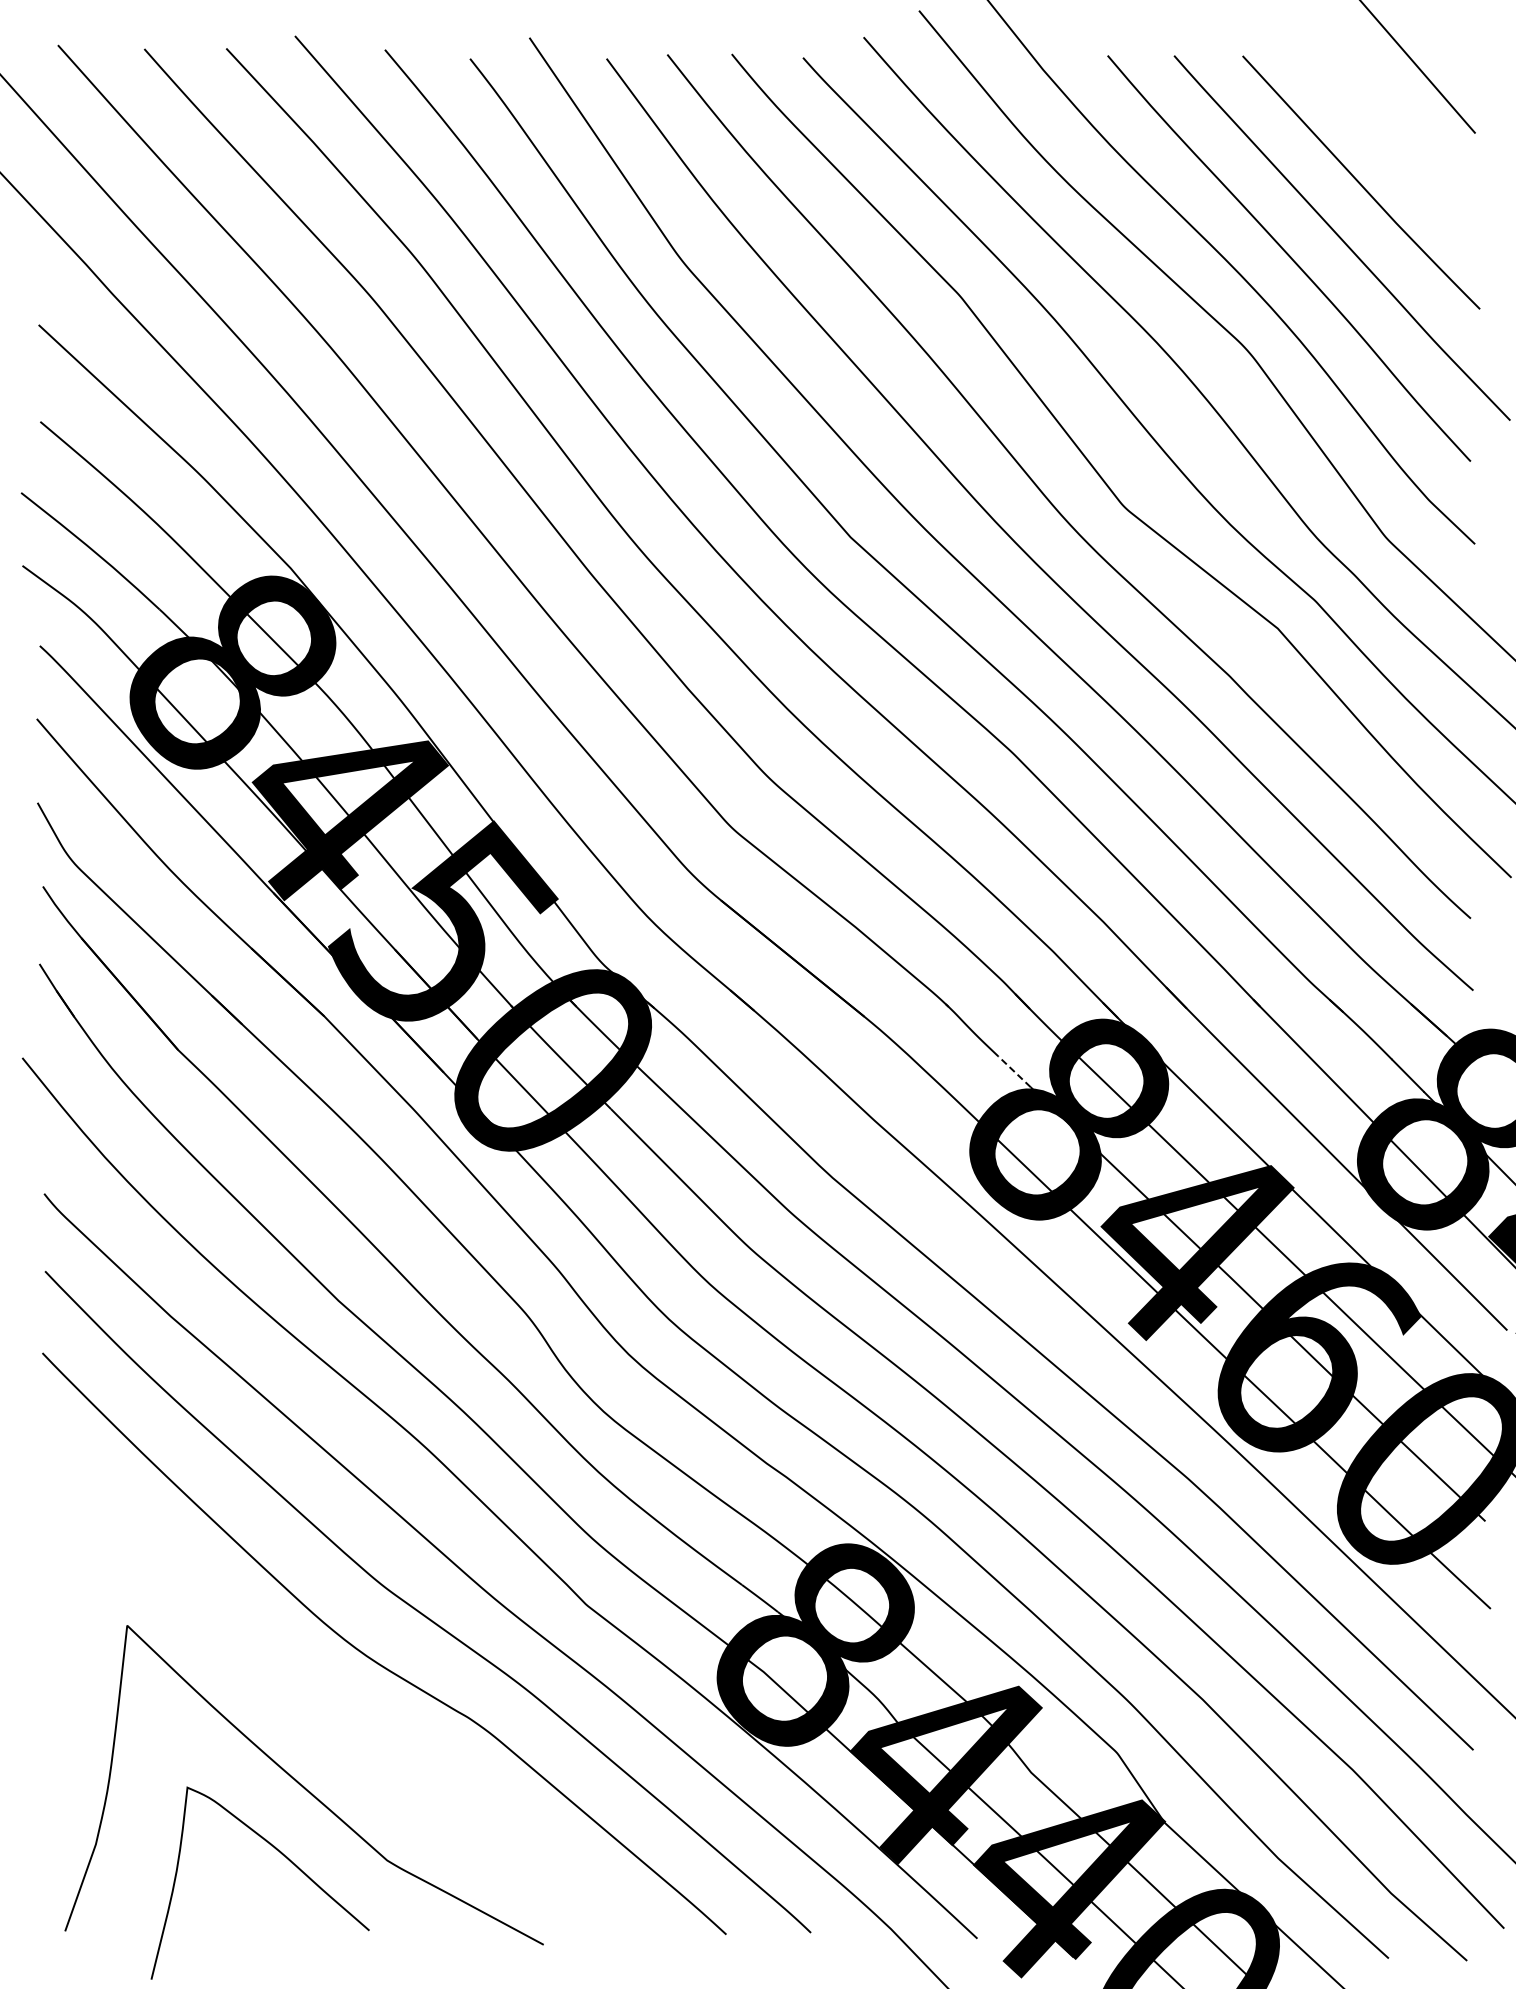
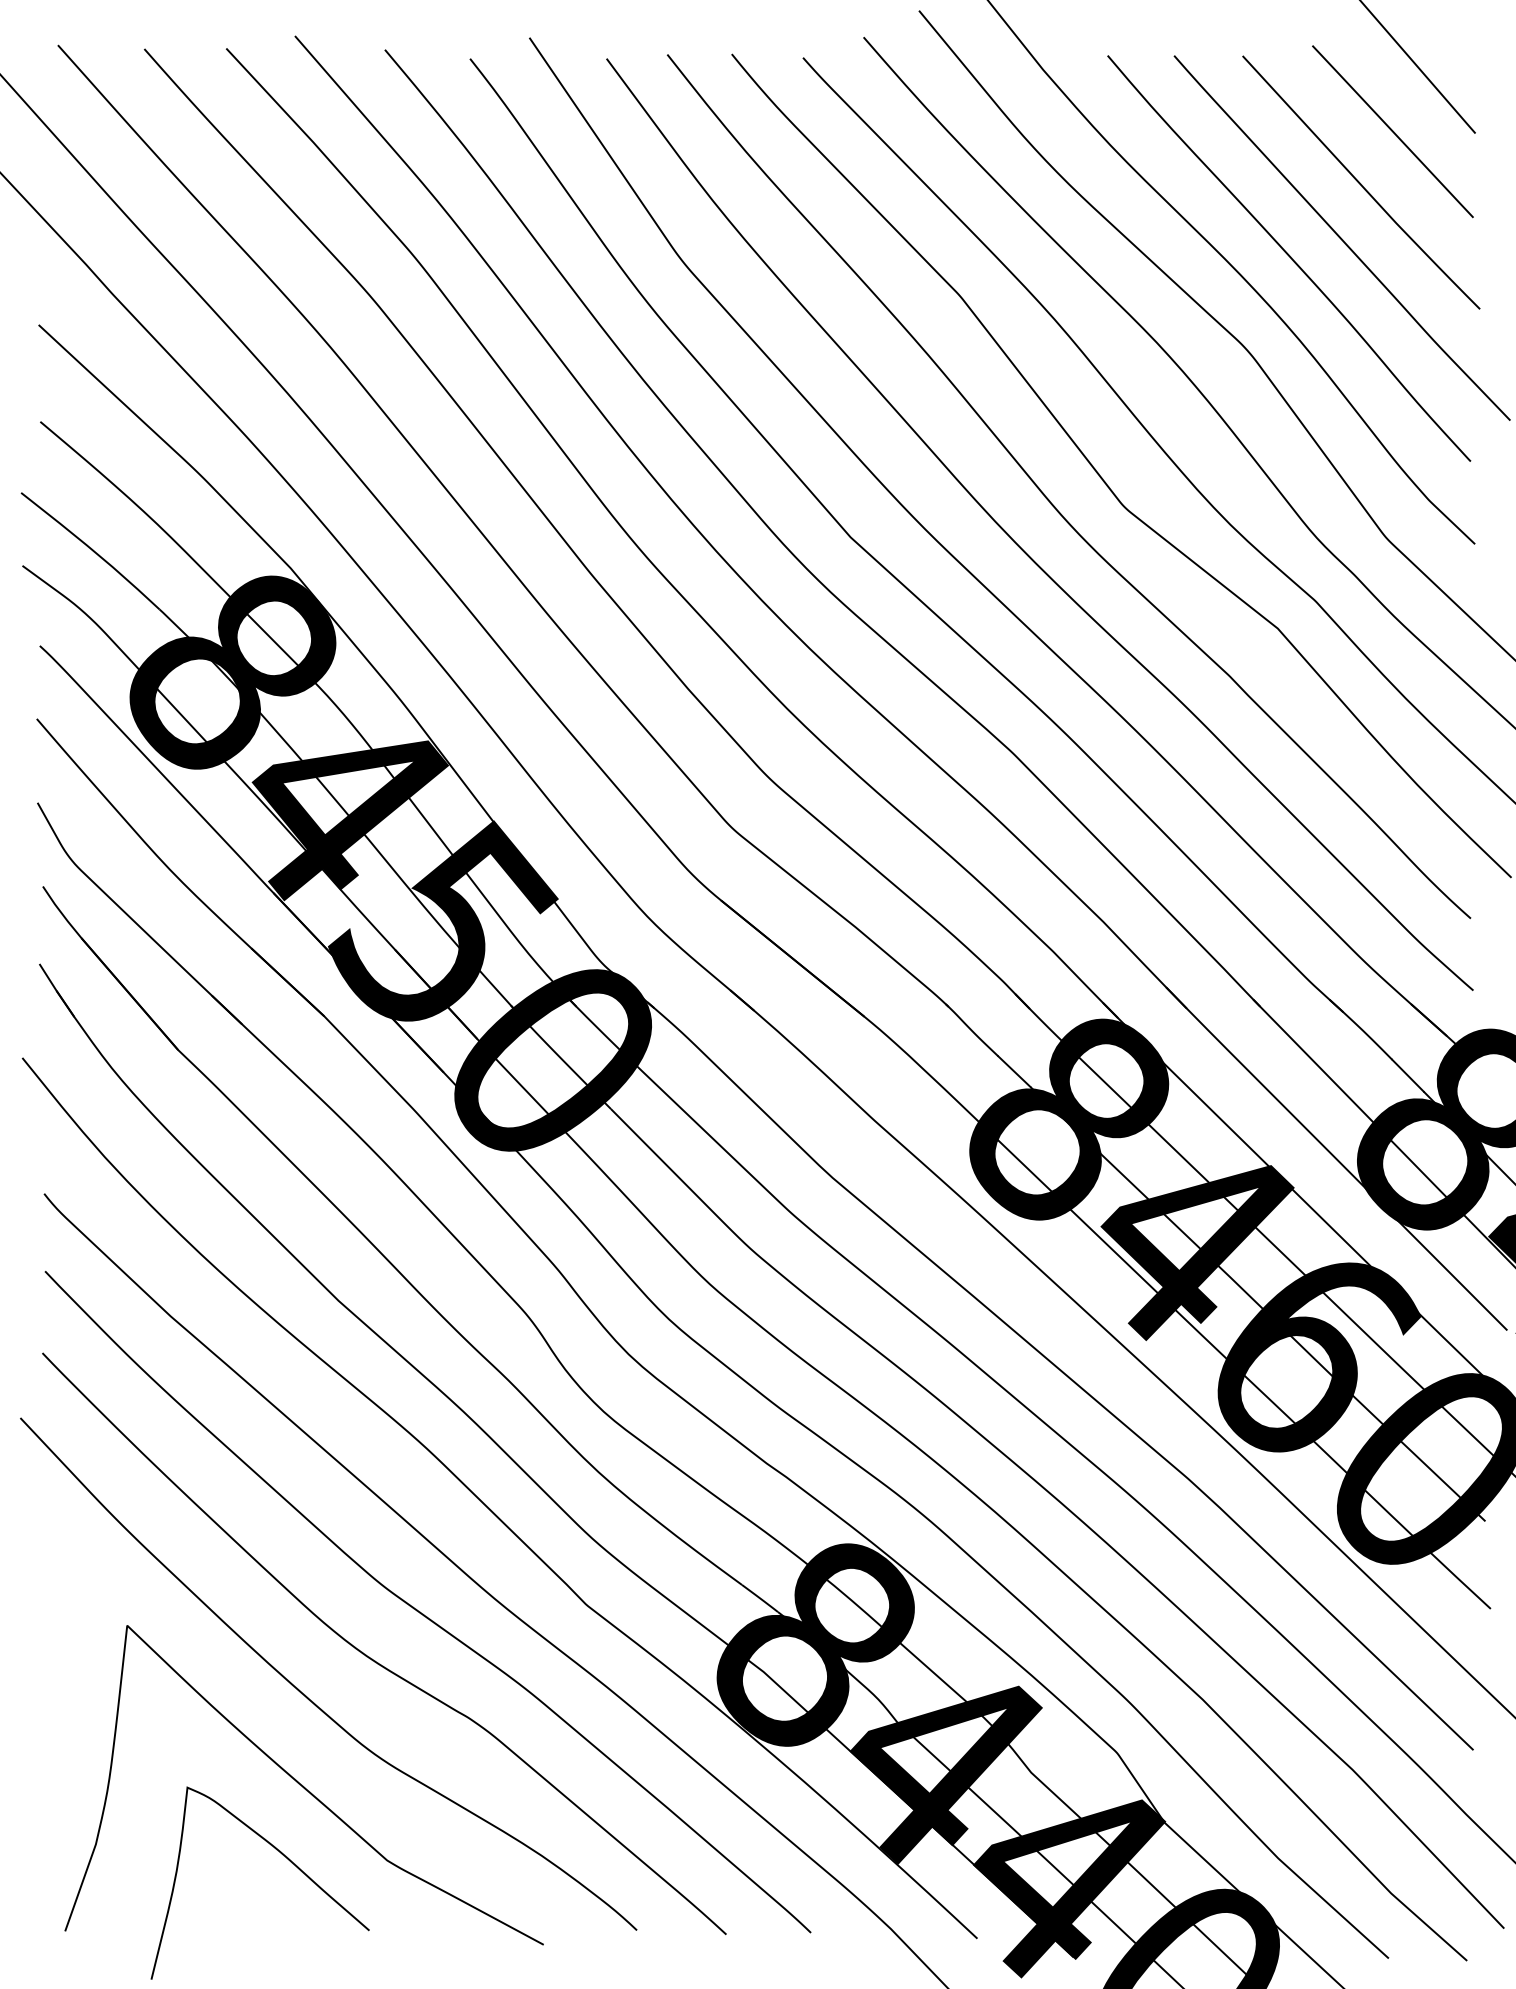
line: none -> present (1392, 131)
line: dashed -> solid (1014, 1071)
curve: none -> present (306, 1695)
